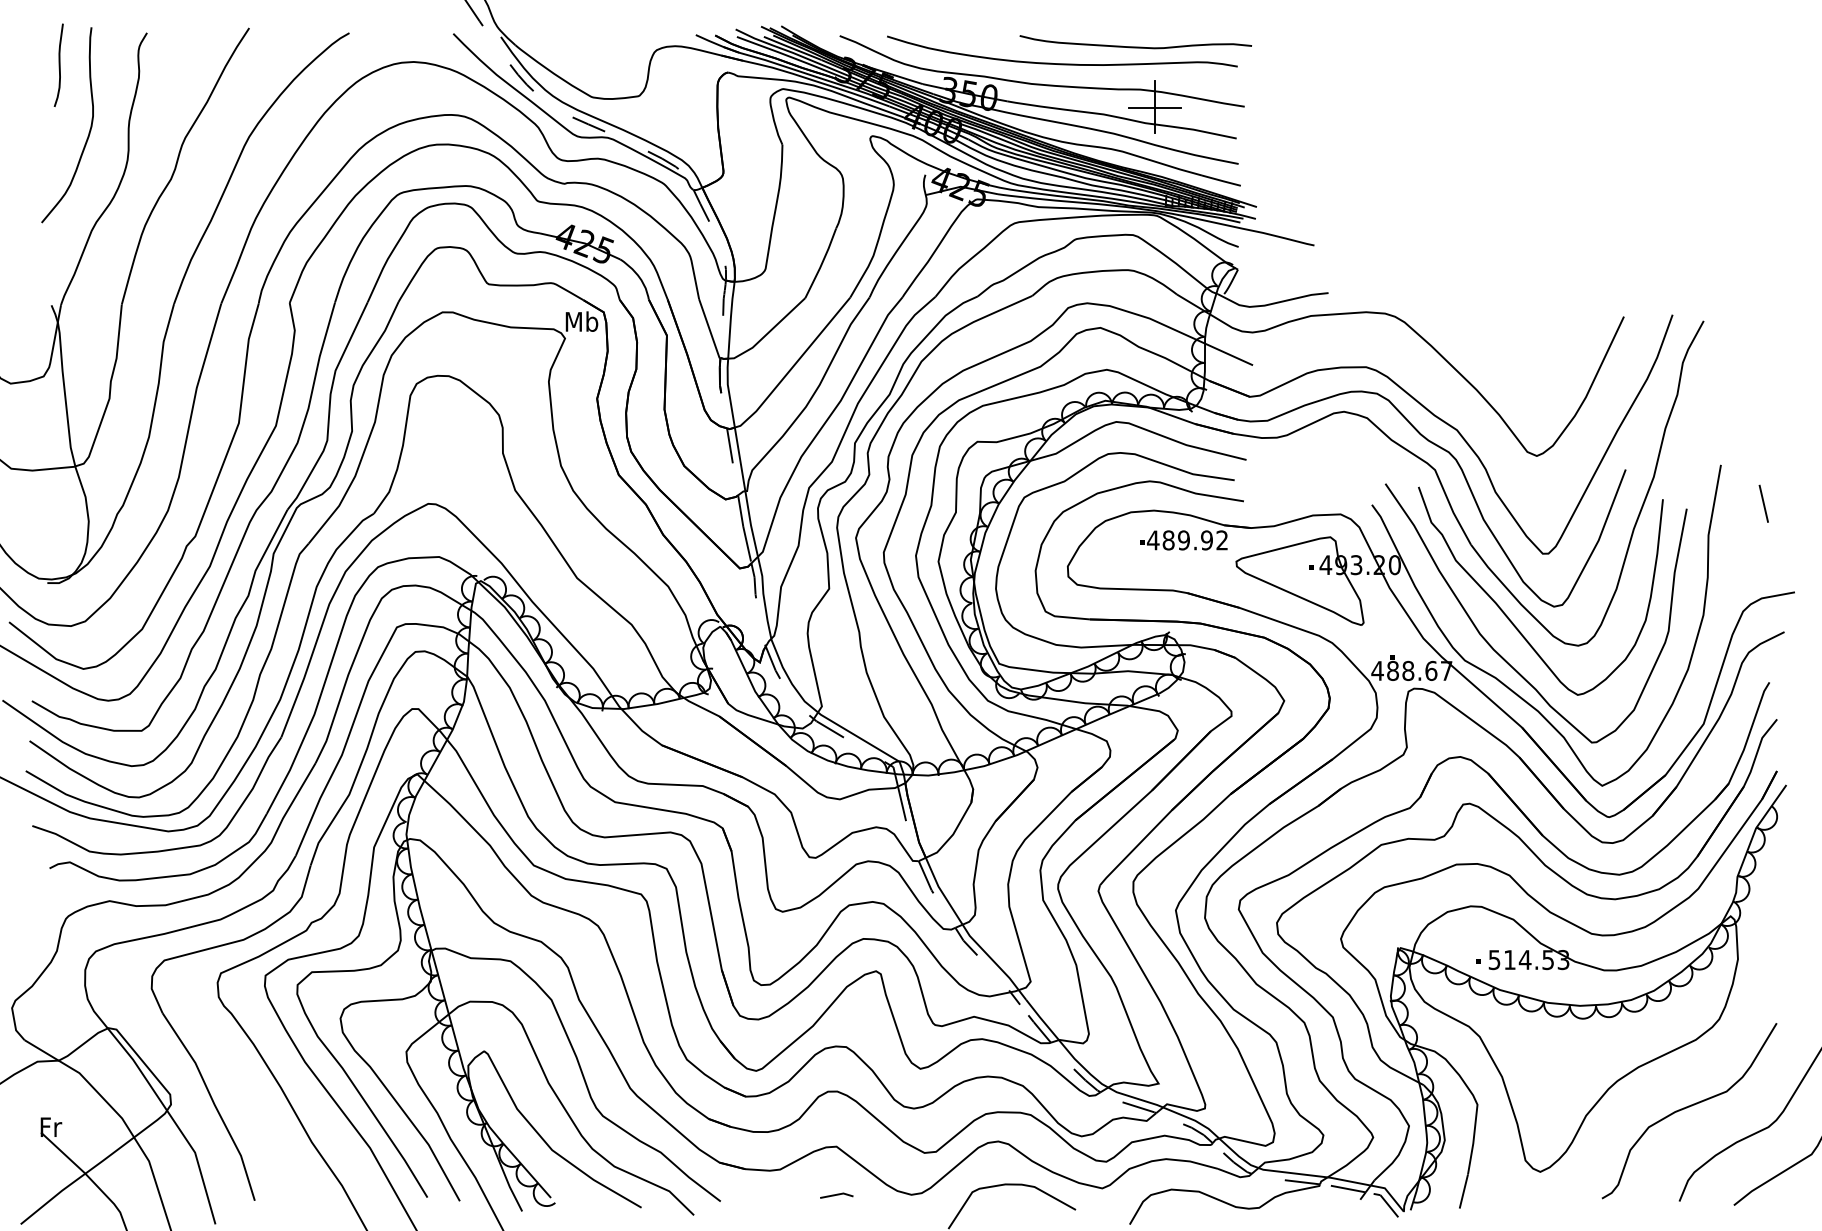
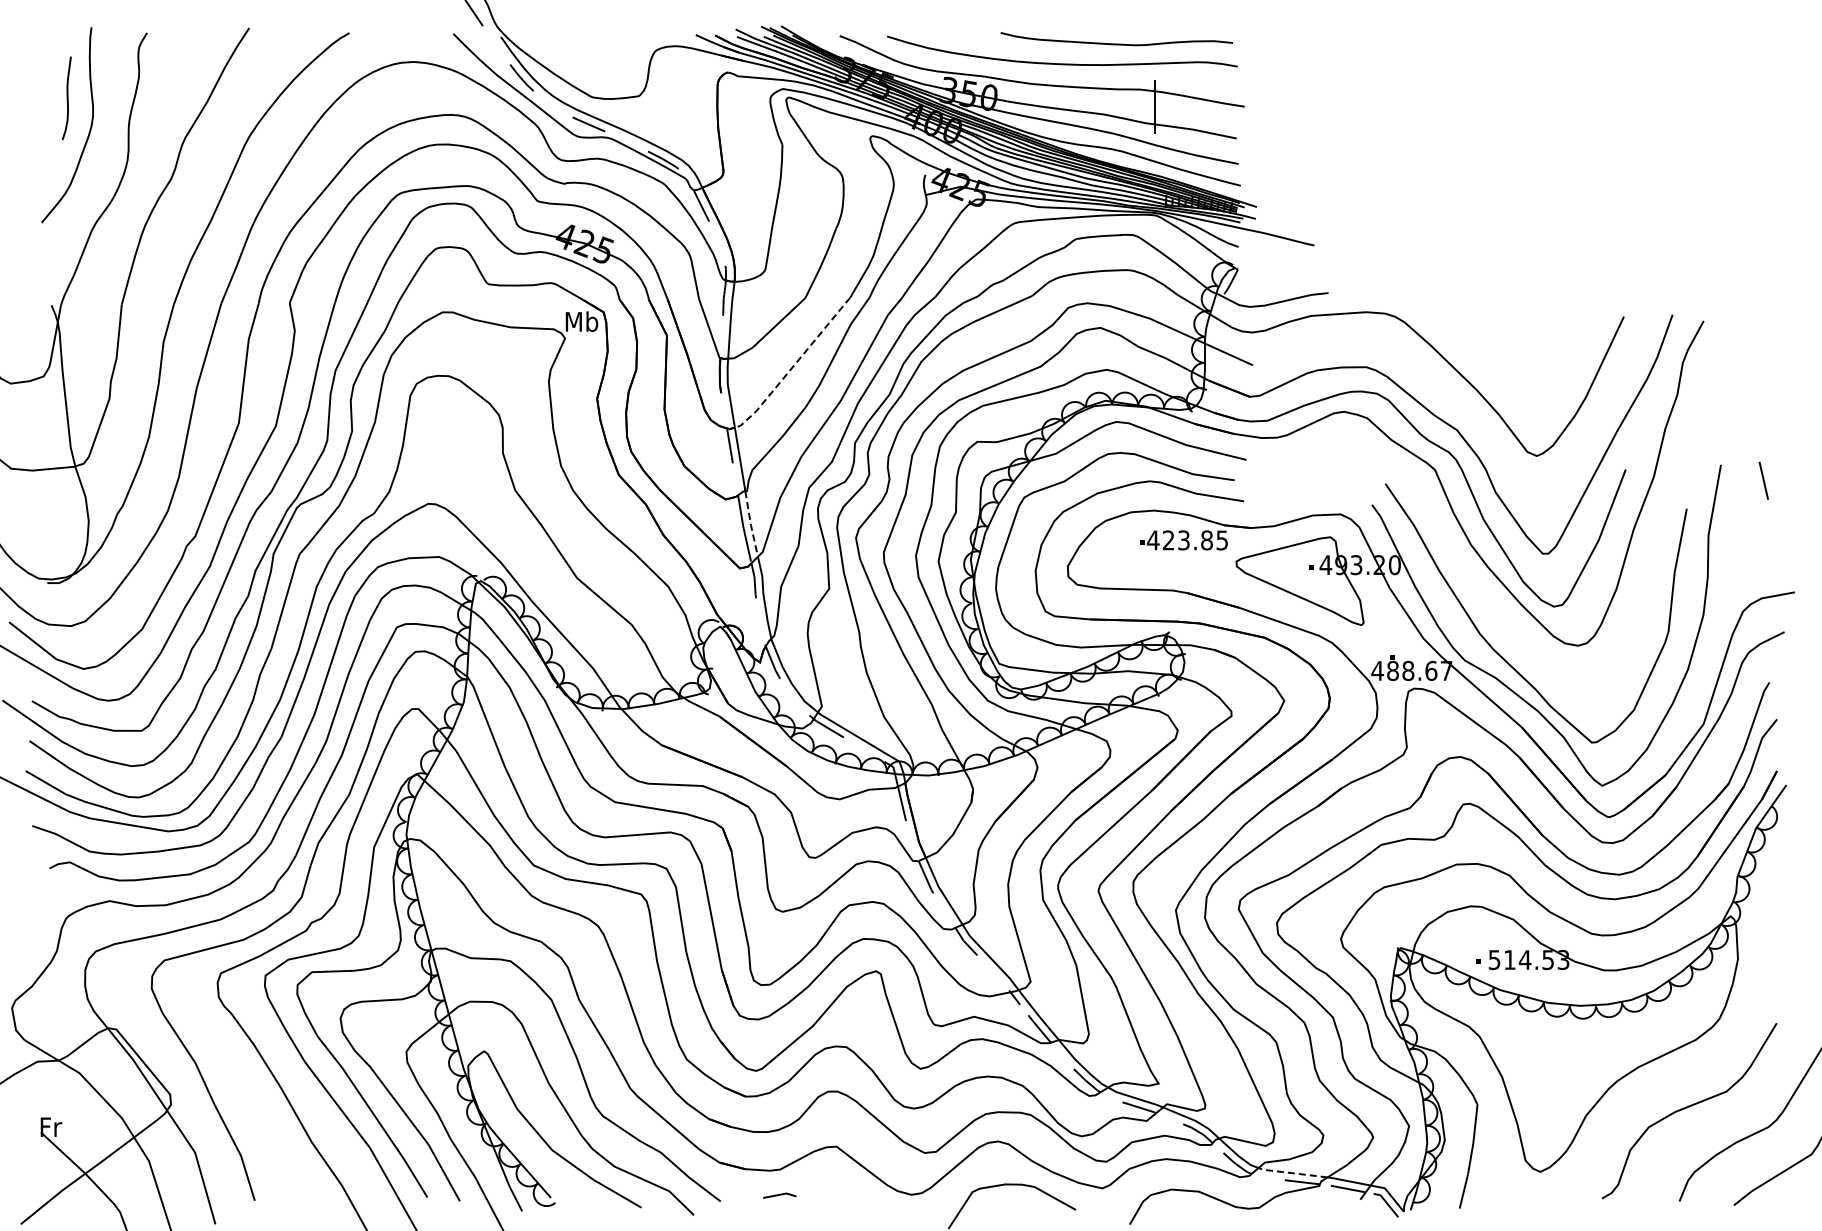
curve position: (1135, 46) -> (1116, 43) (1116, 43)
curve position: (58, 64) -> (66, 97) (66, 97)
line: present -> none (1154, 108)
line: solid -> dashed (793, 366)
line position: (1763, 503) -> (1763, 480) (1763, 480)
line: solid -> dashed (751, 525)
text: 489.92 -> 423.85 (1194, 540)
curve: present -> none (1508, 616)
line: solid -> dashed (1291, 1173)
line position: (836, 1195) -> (779, 1195) (779, 1195)
